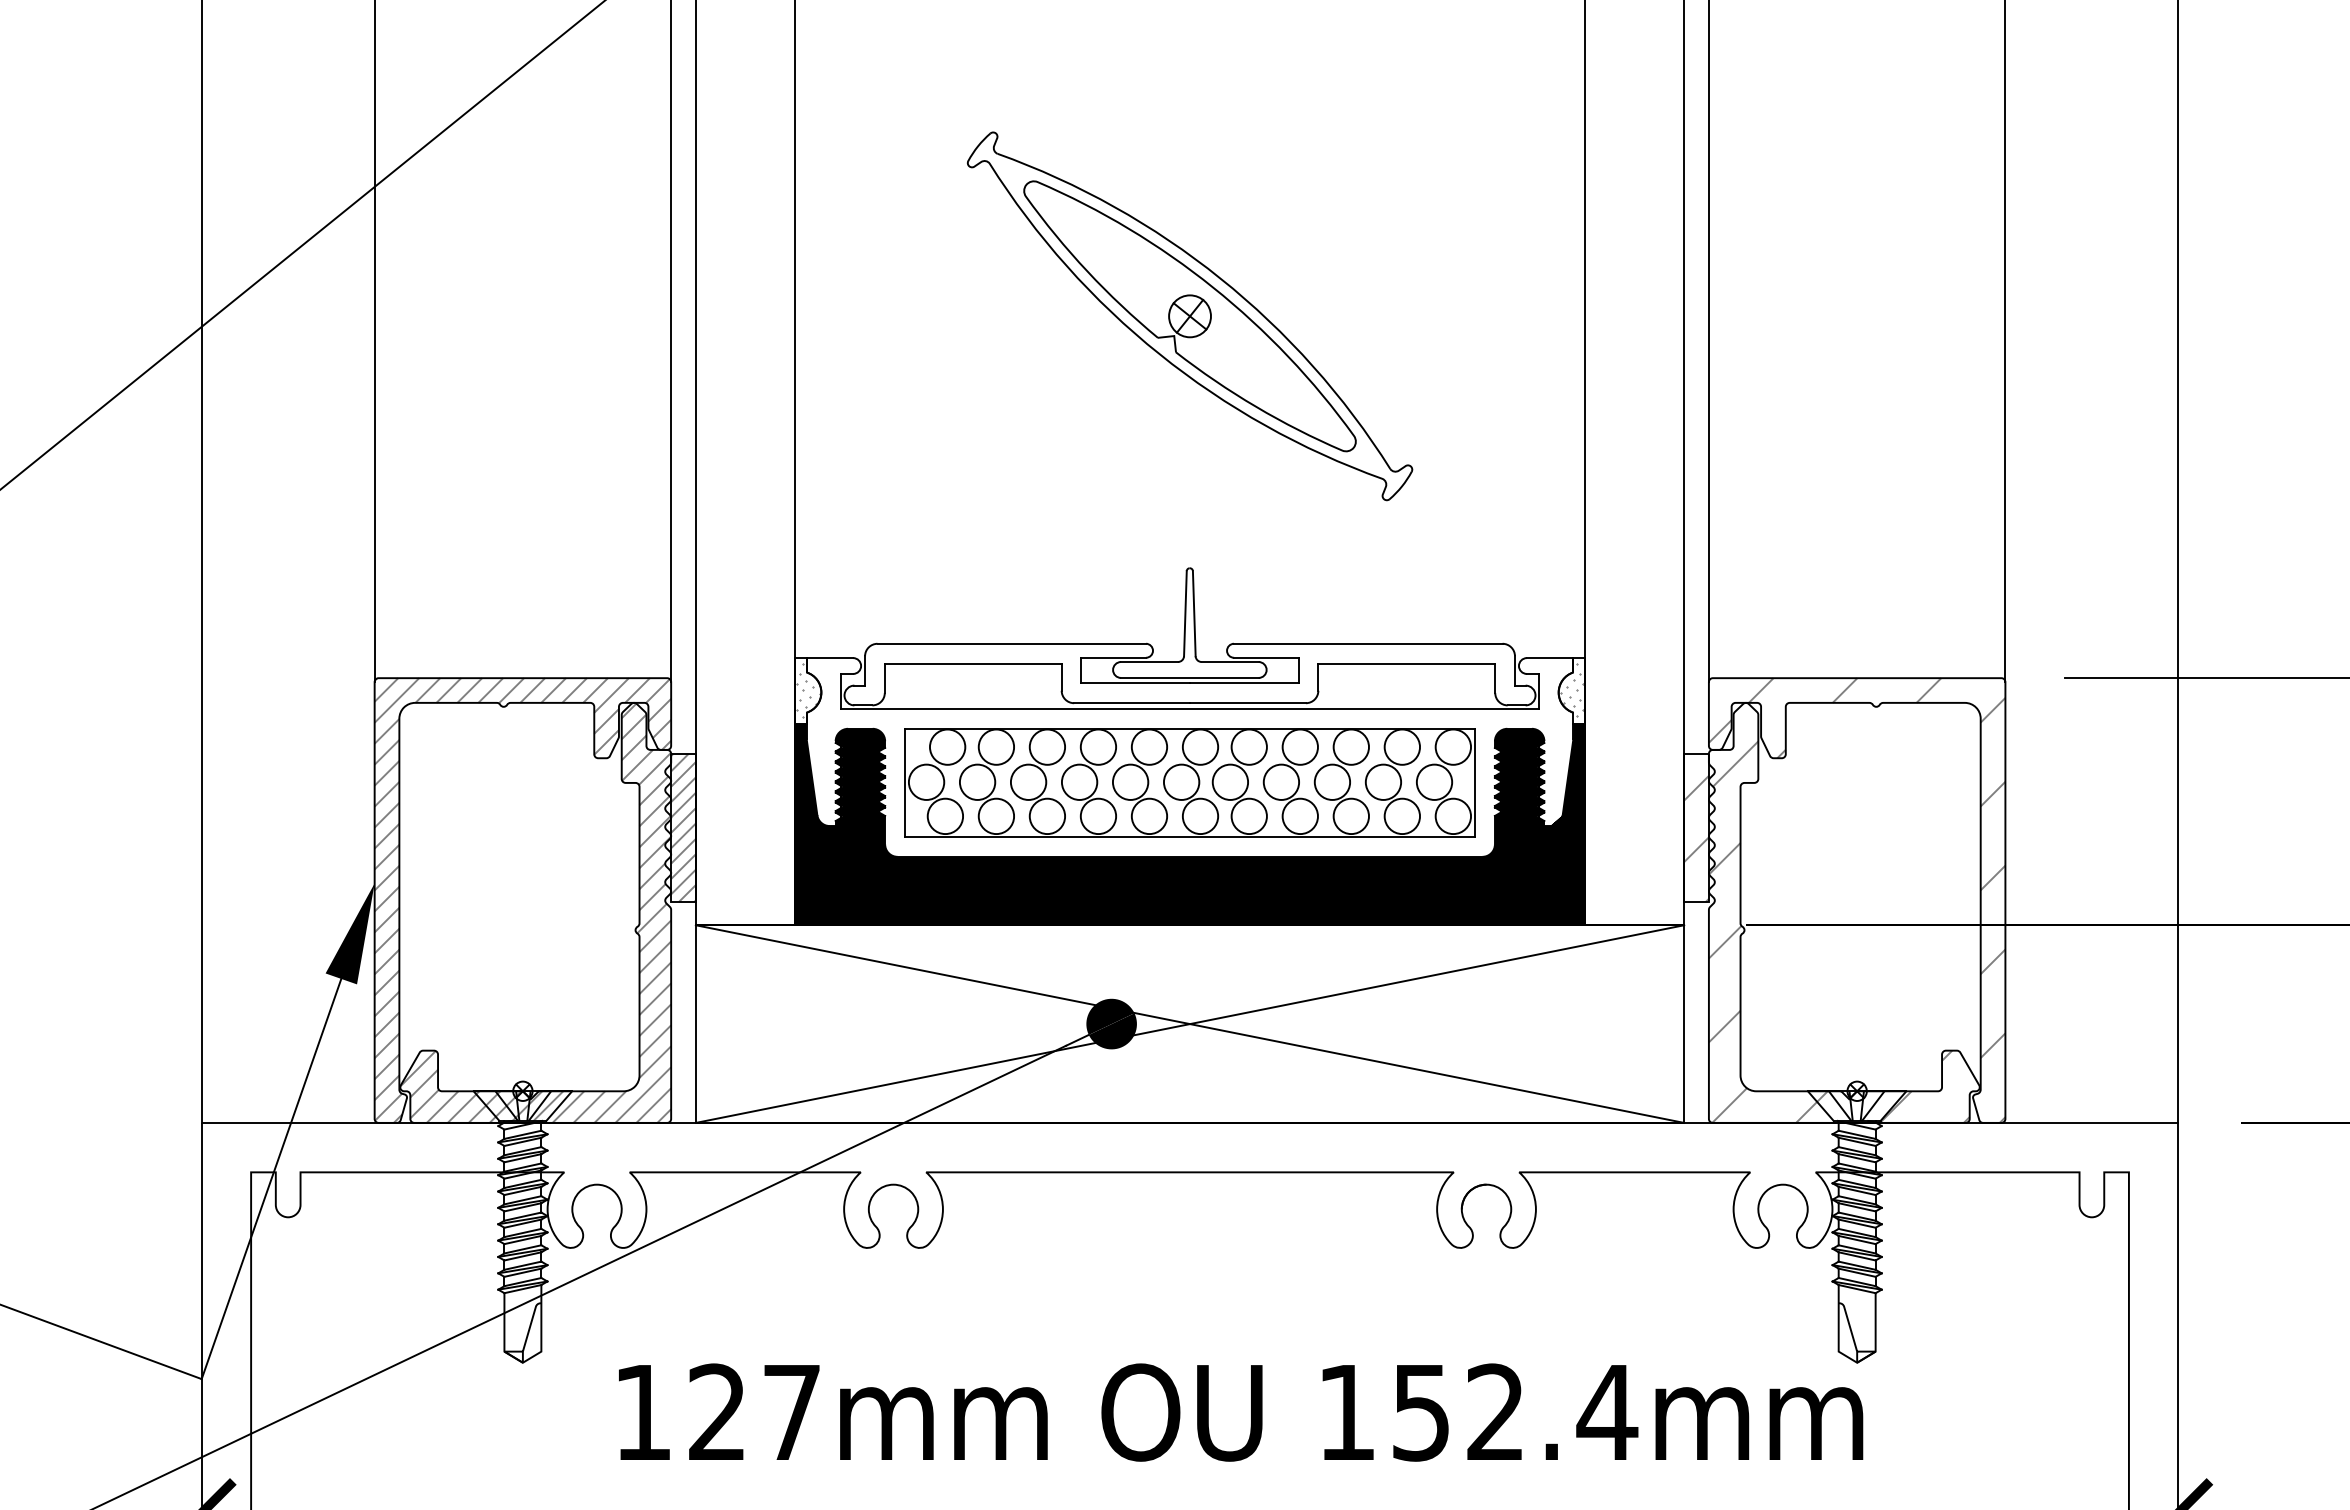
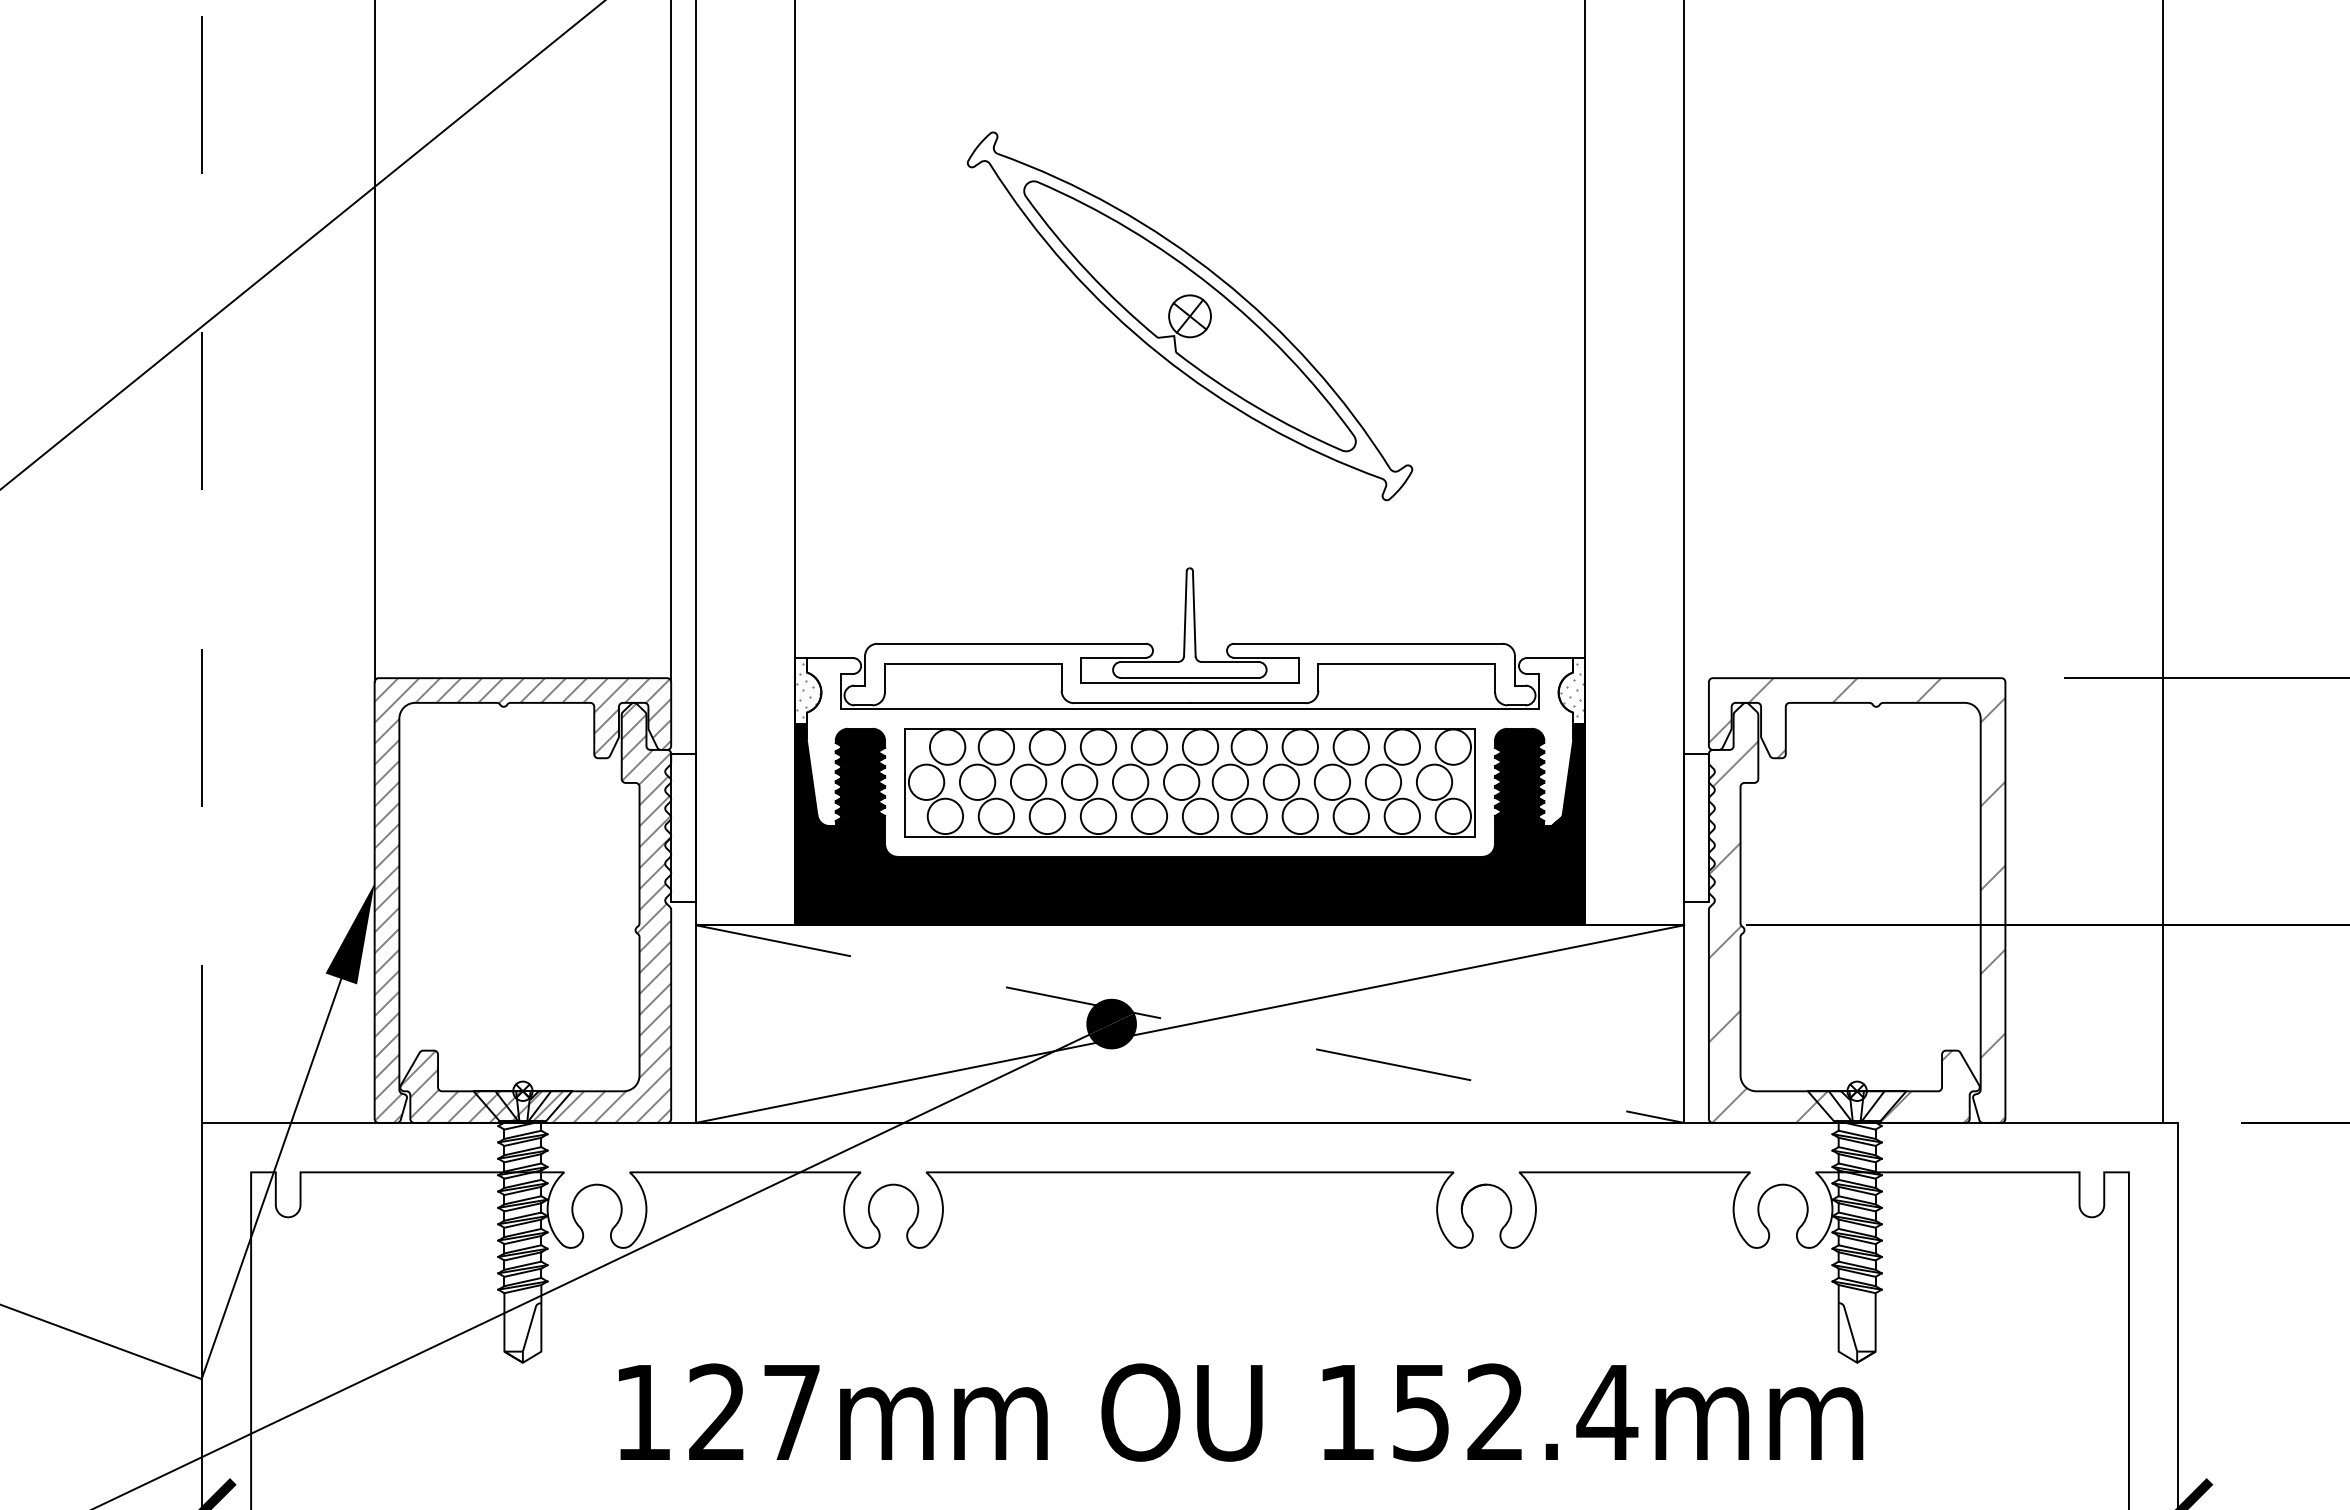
line: present -> none (1708, 342)
line: present -> none (2005, 342)
line: solid -> dashed (201, 560)
line position: (2178, 562) -> (2163, 562) (2163, 562)
hatch: present -> none (683, 827)
hatch: present -> none (1696, 838)
line: solid -> dashed (1190, 1024)
